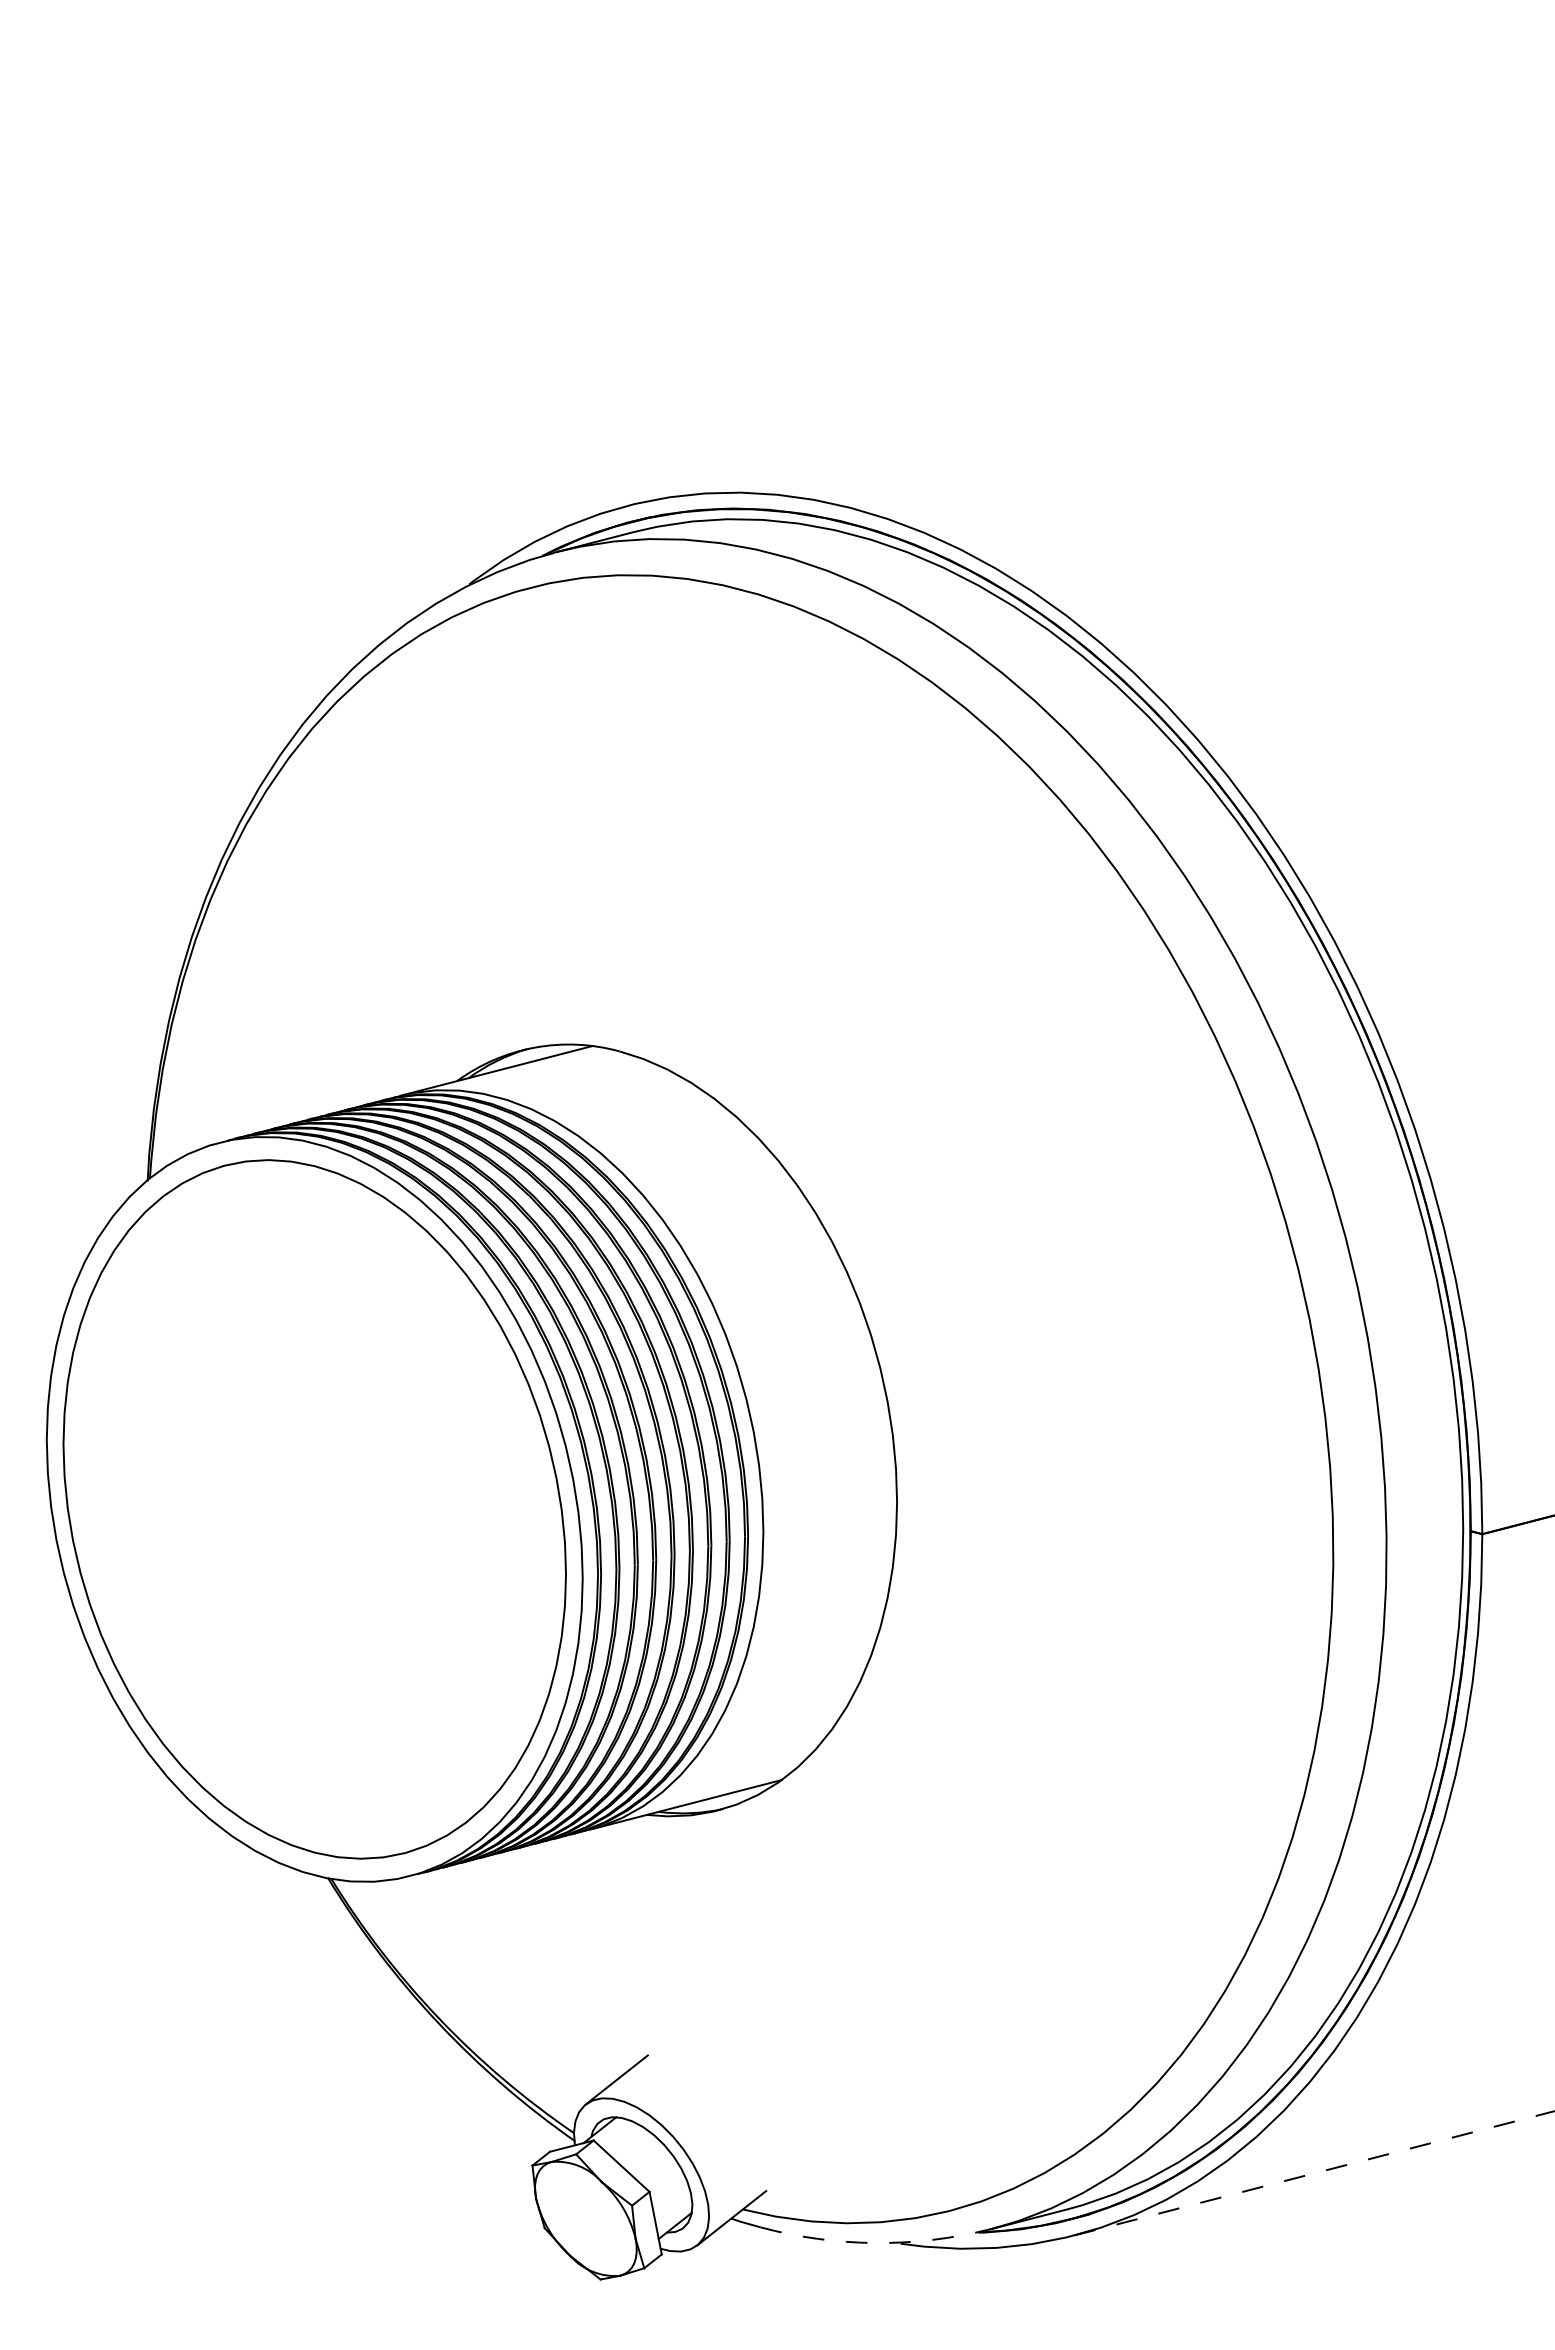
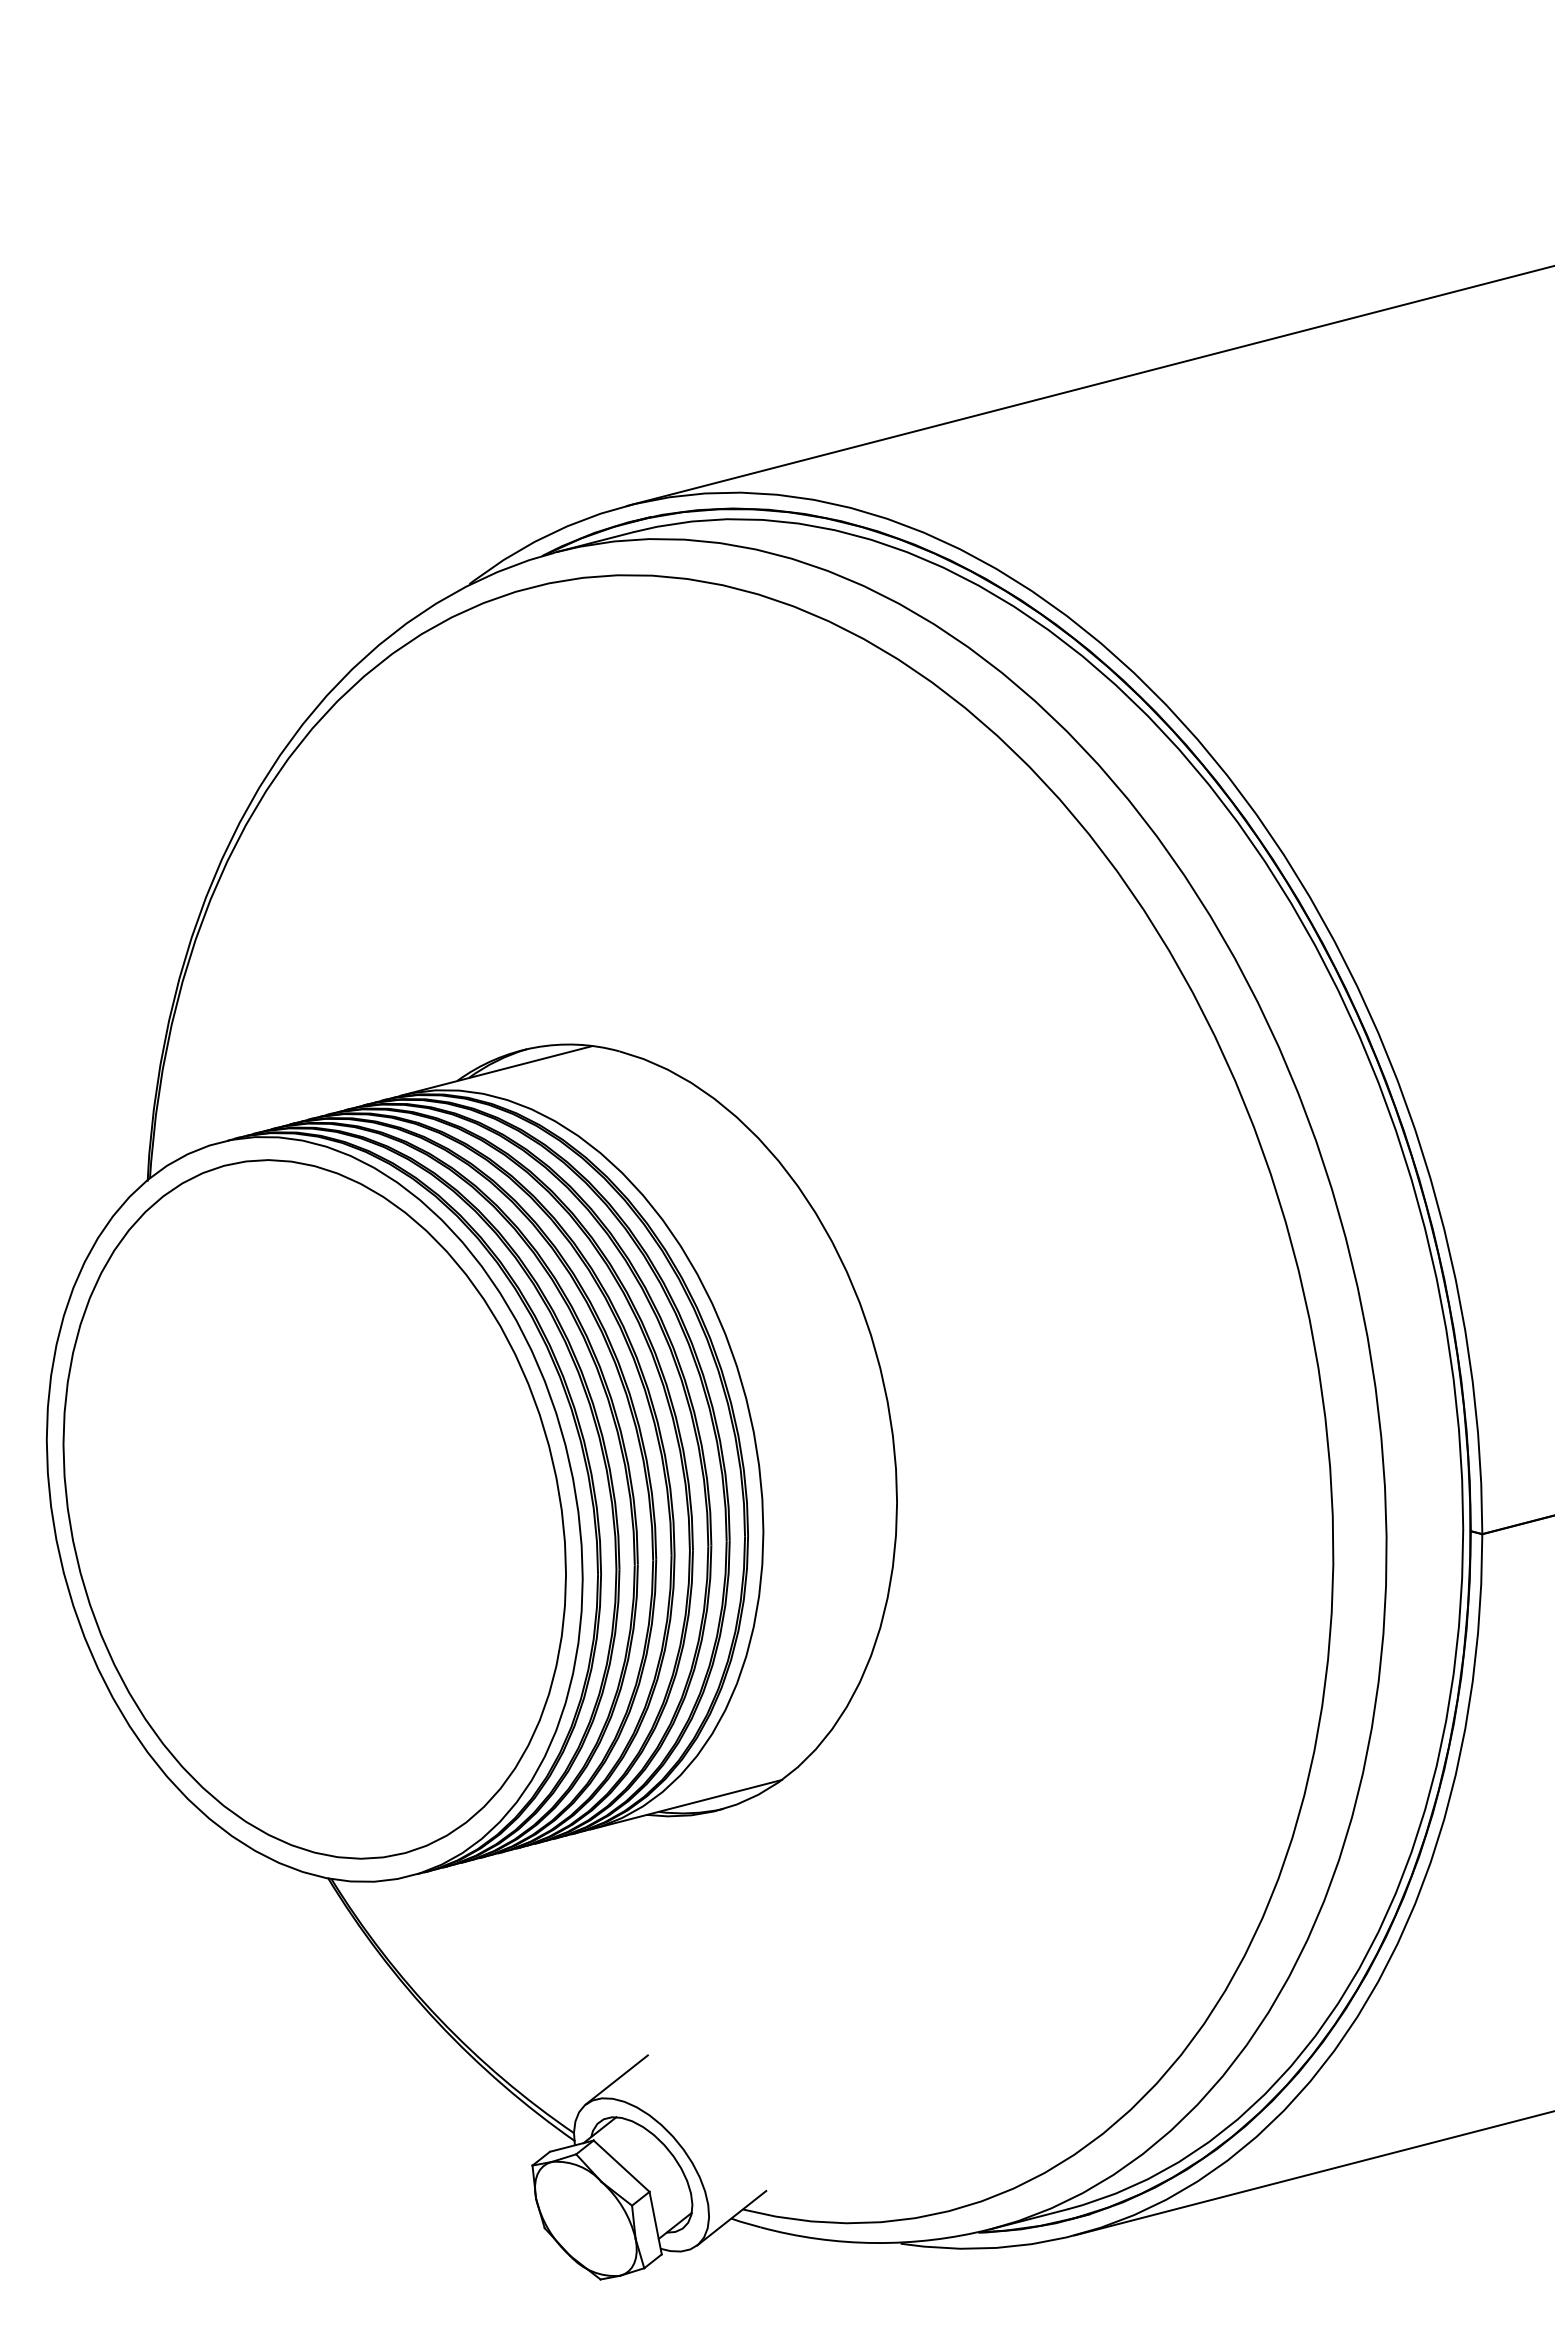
line: none -> present (1088, 385)
line: dashed -> solid (1314, 2173)
arc: dashed -> solid (875, 2243)
